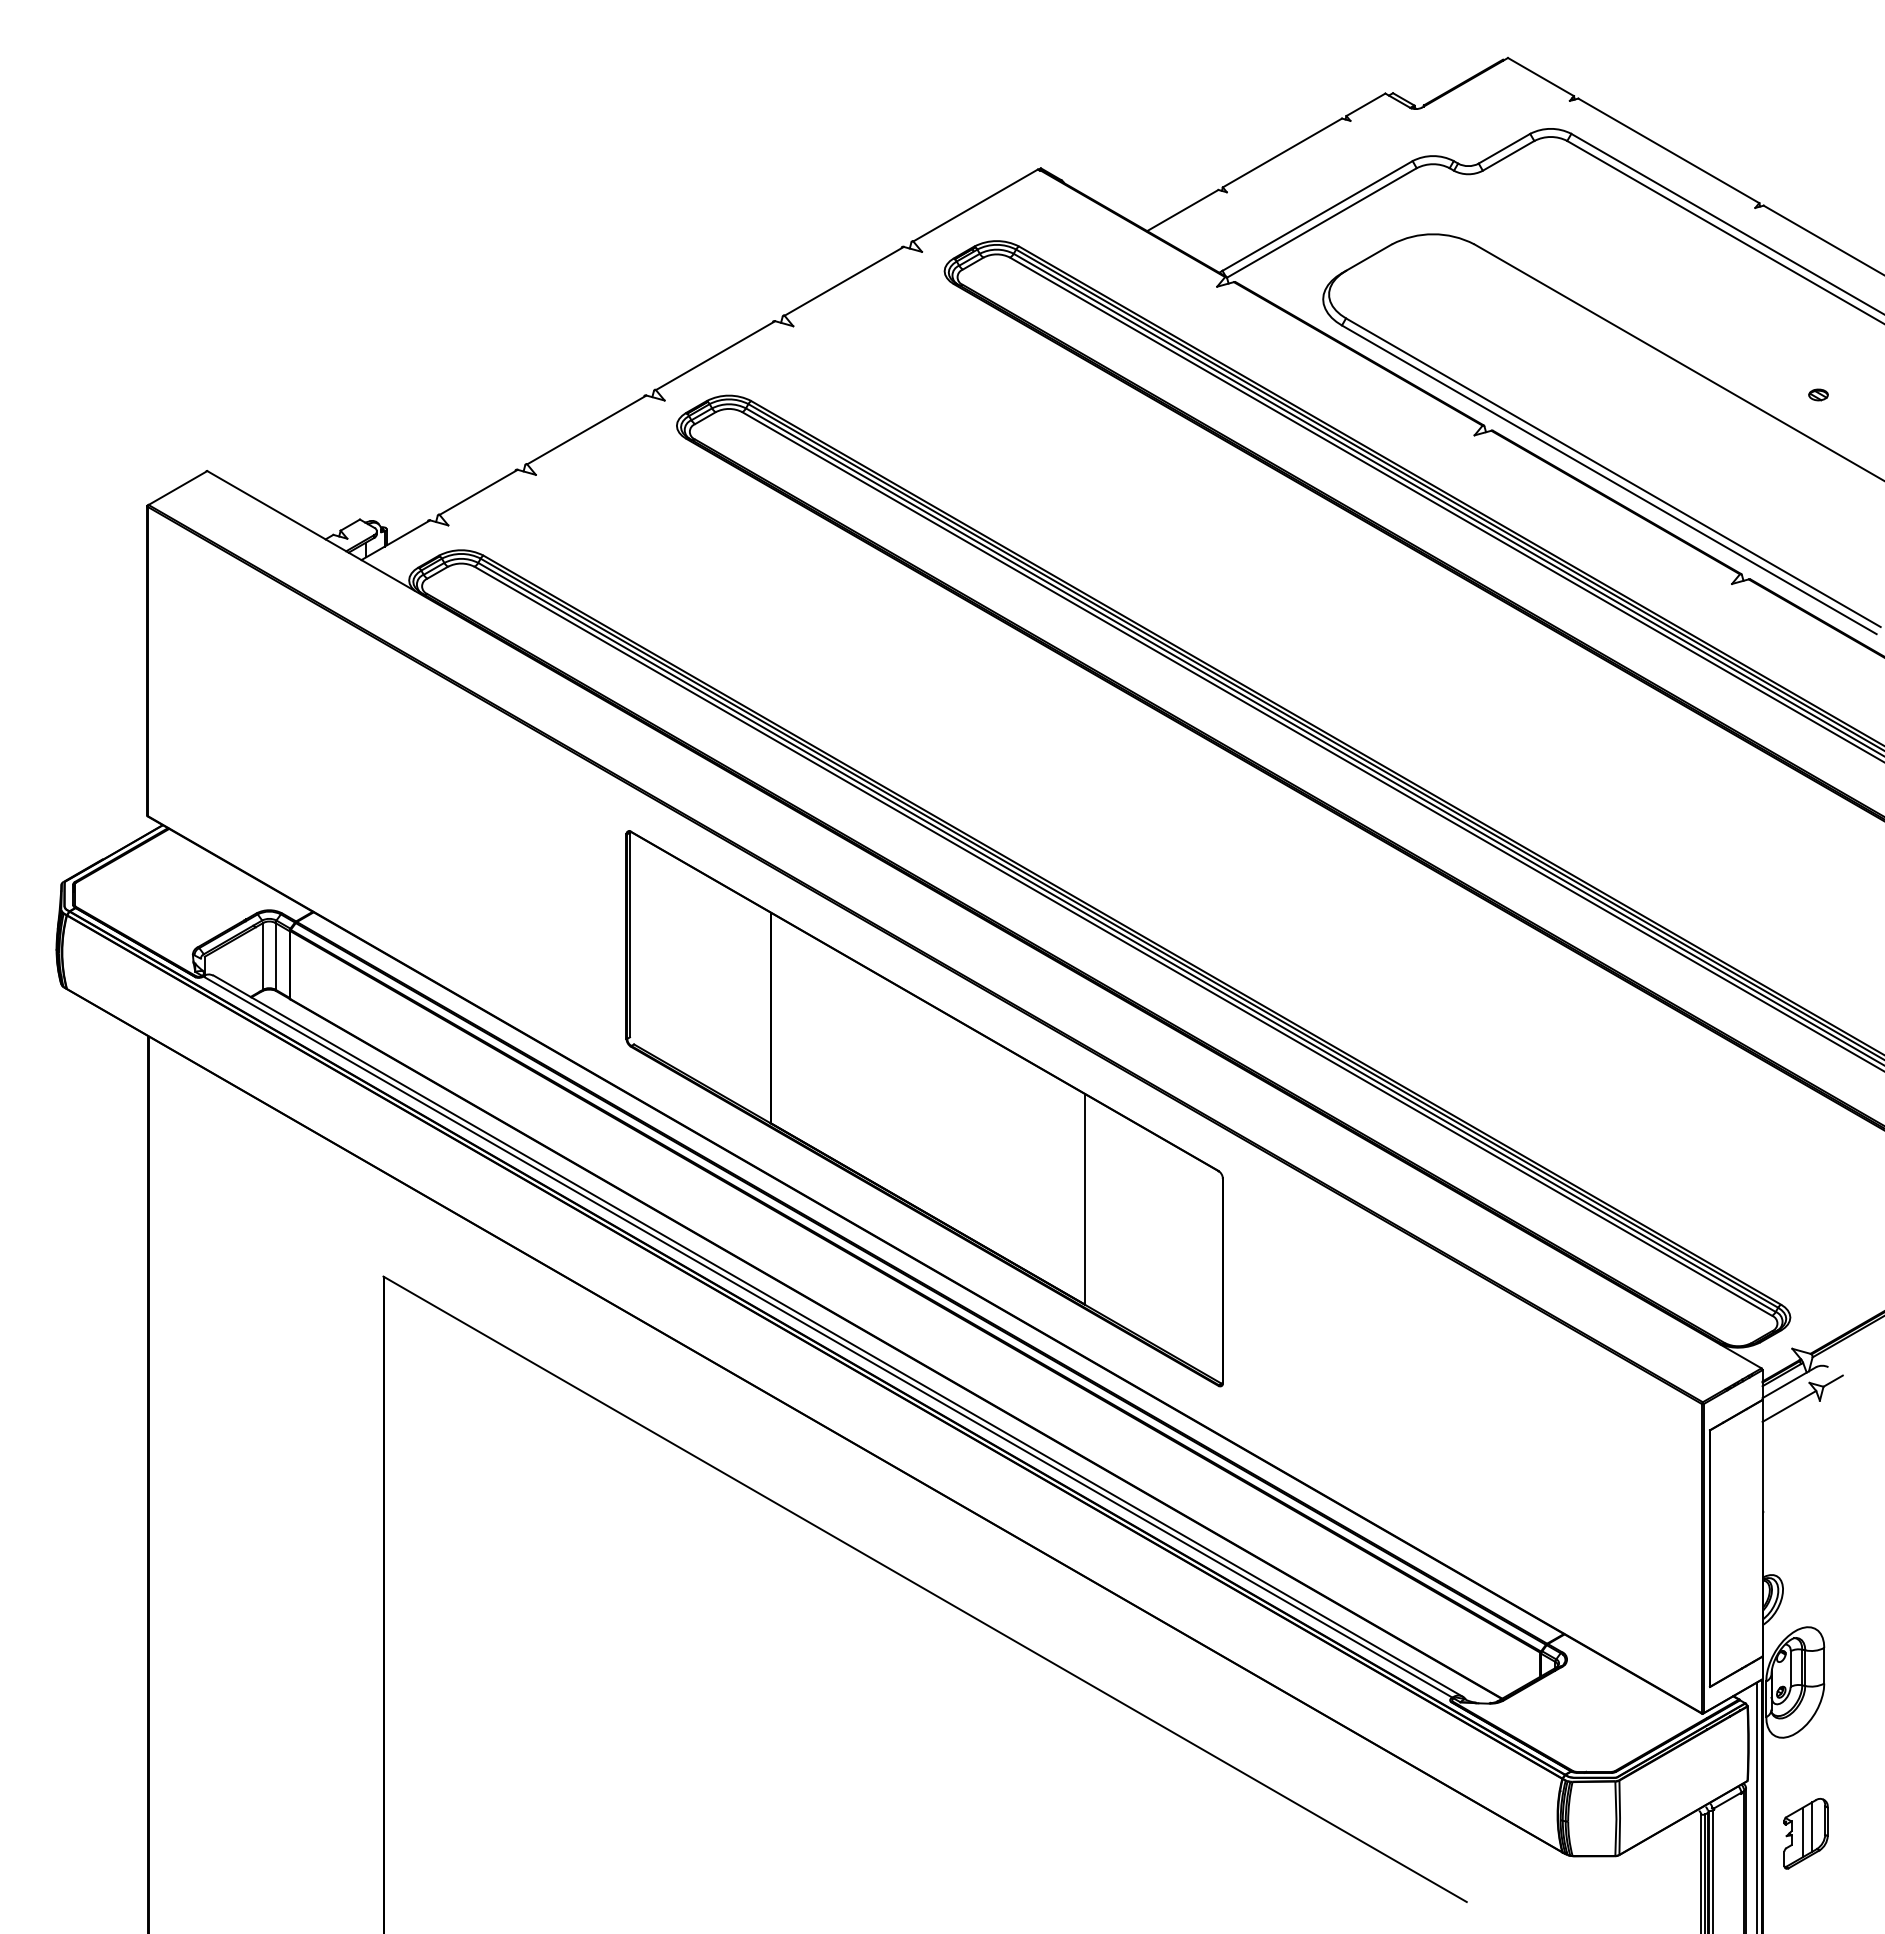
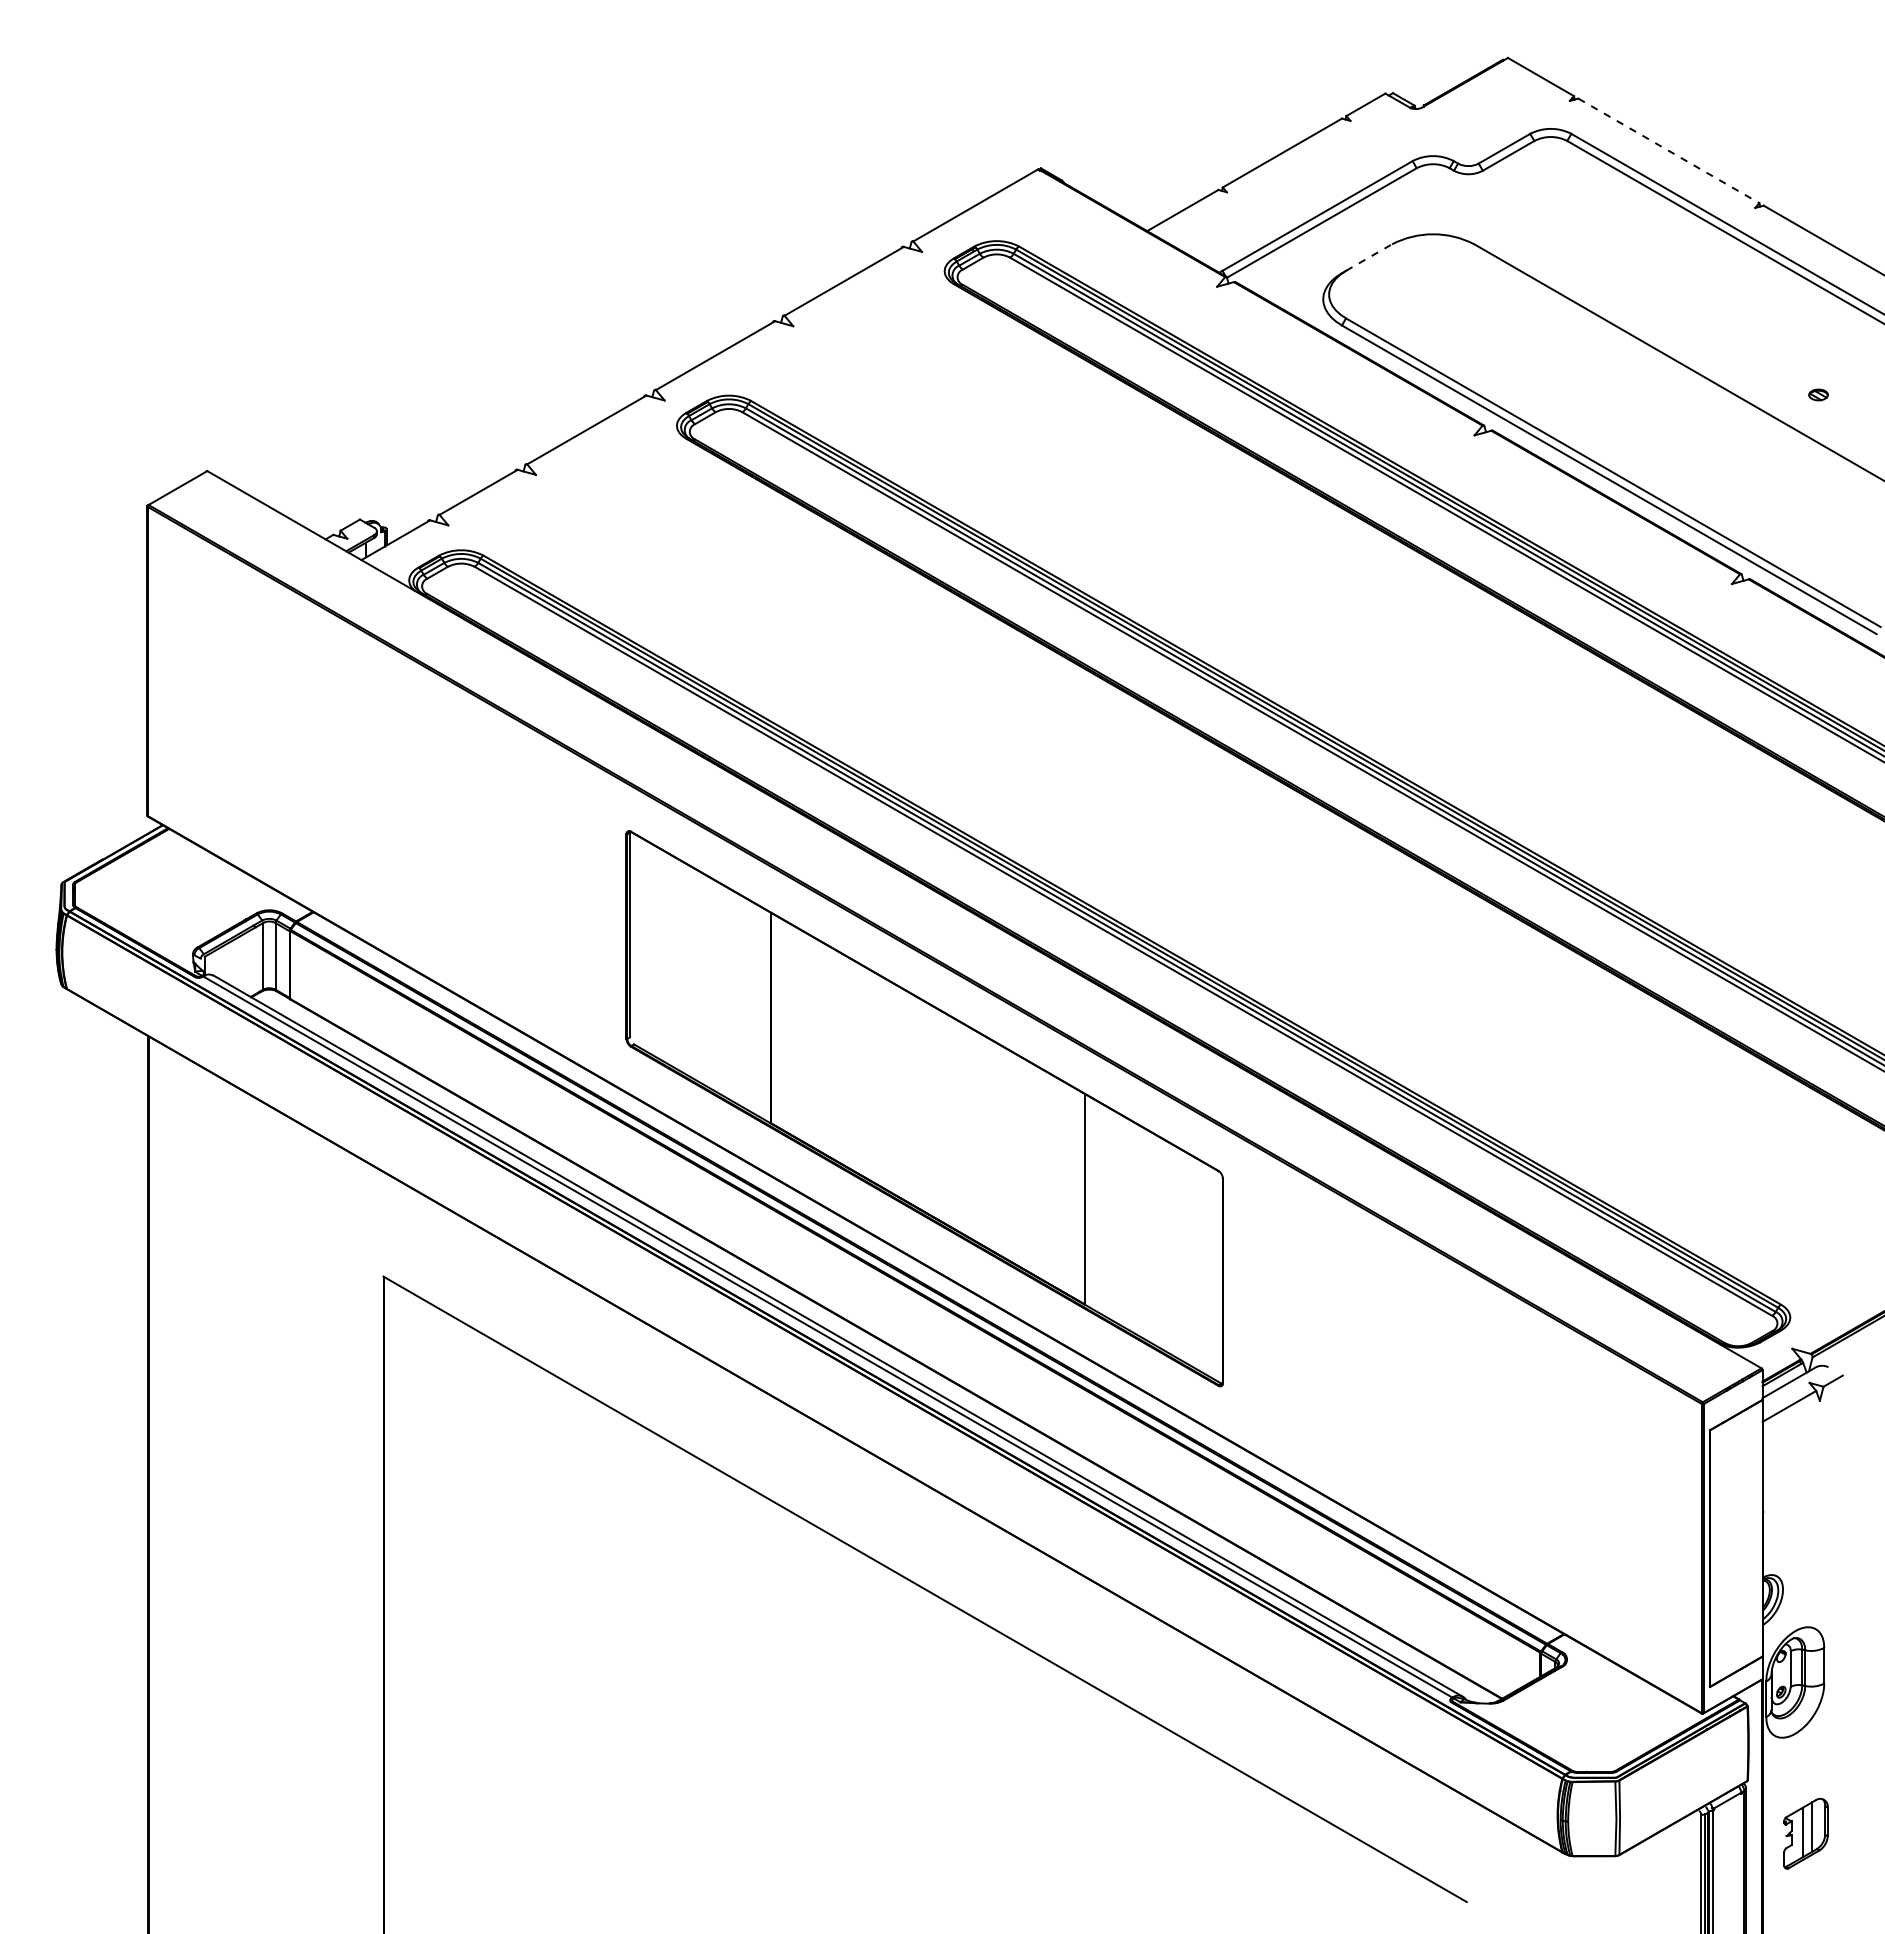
line: solid -> dashed (1669, 151)
line: solid -> dashed (1369, 257)
line: present -> none (1757, 1806)
